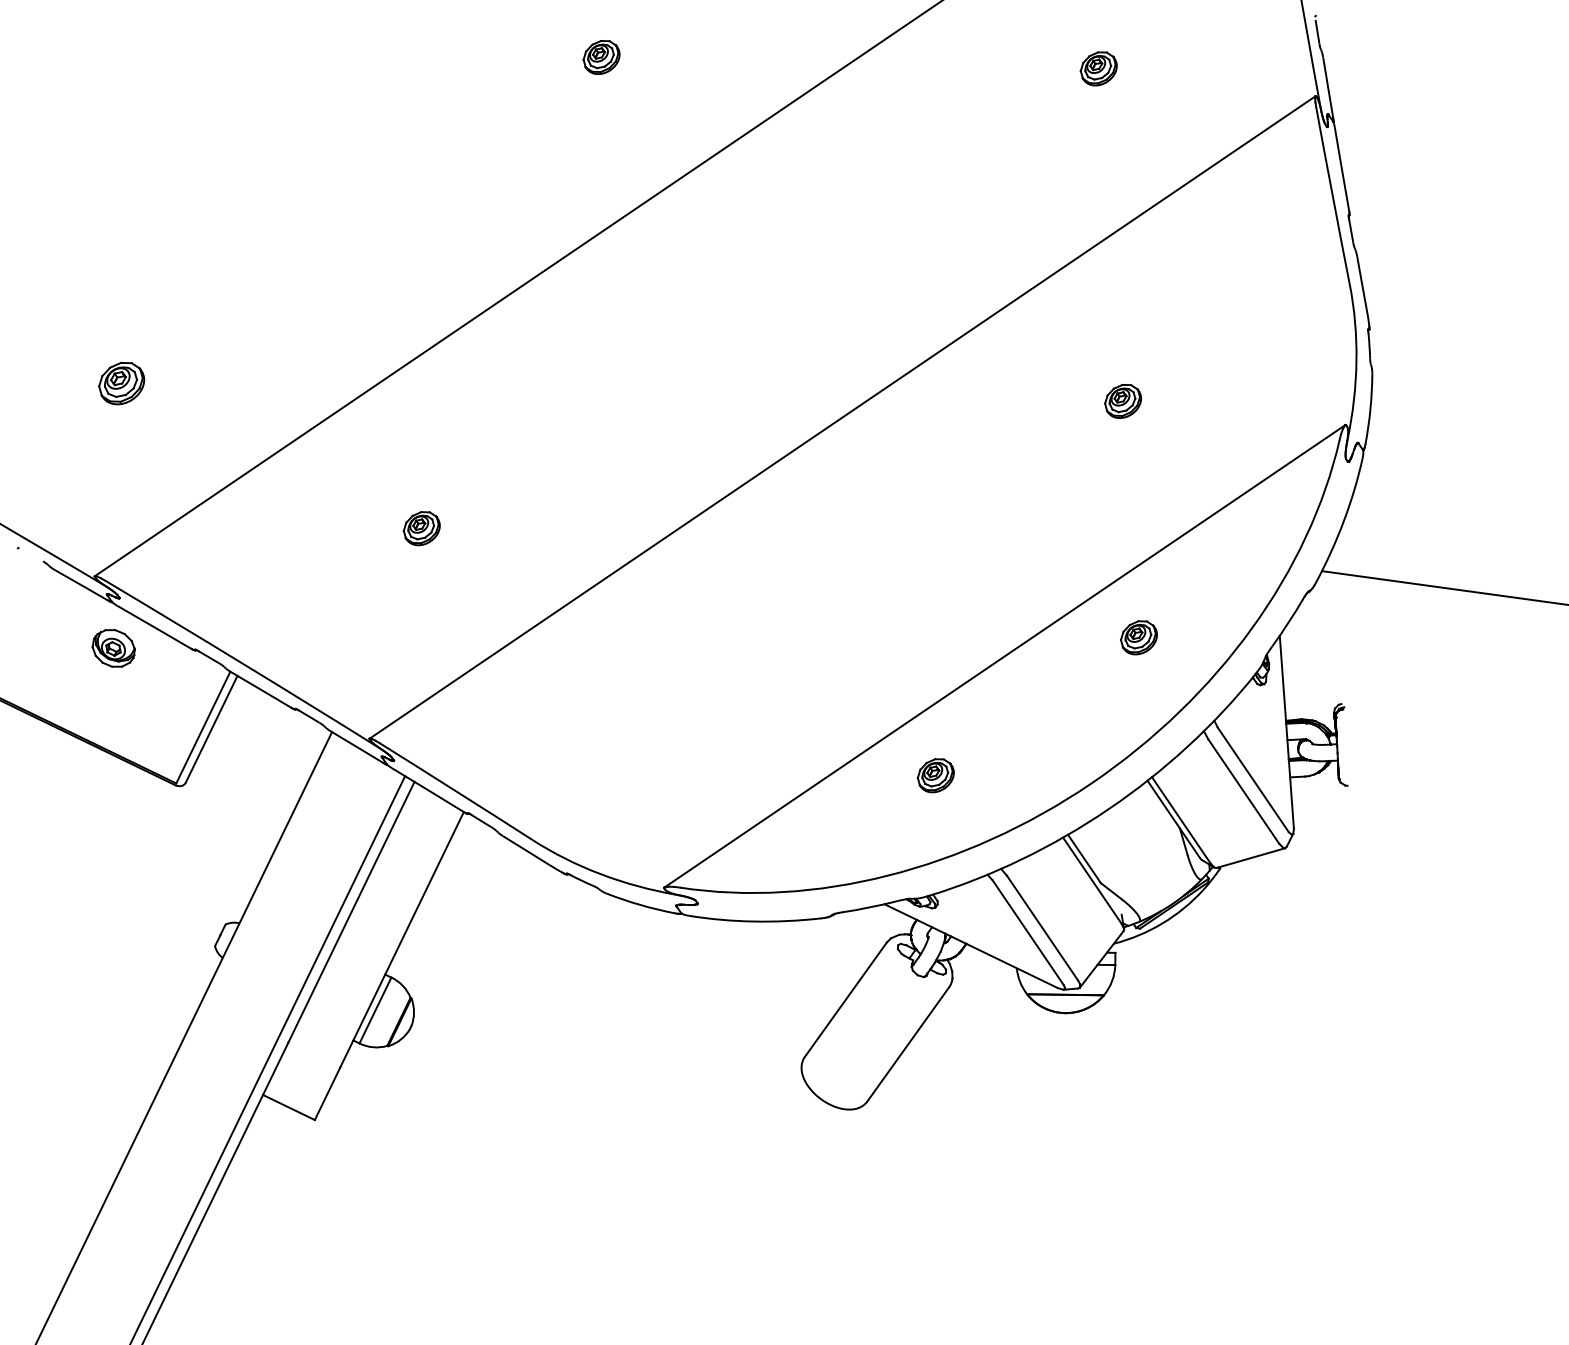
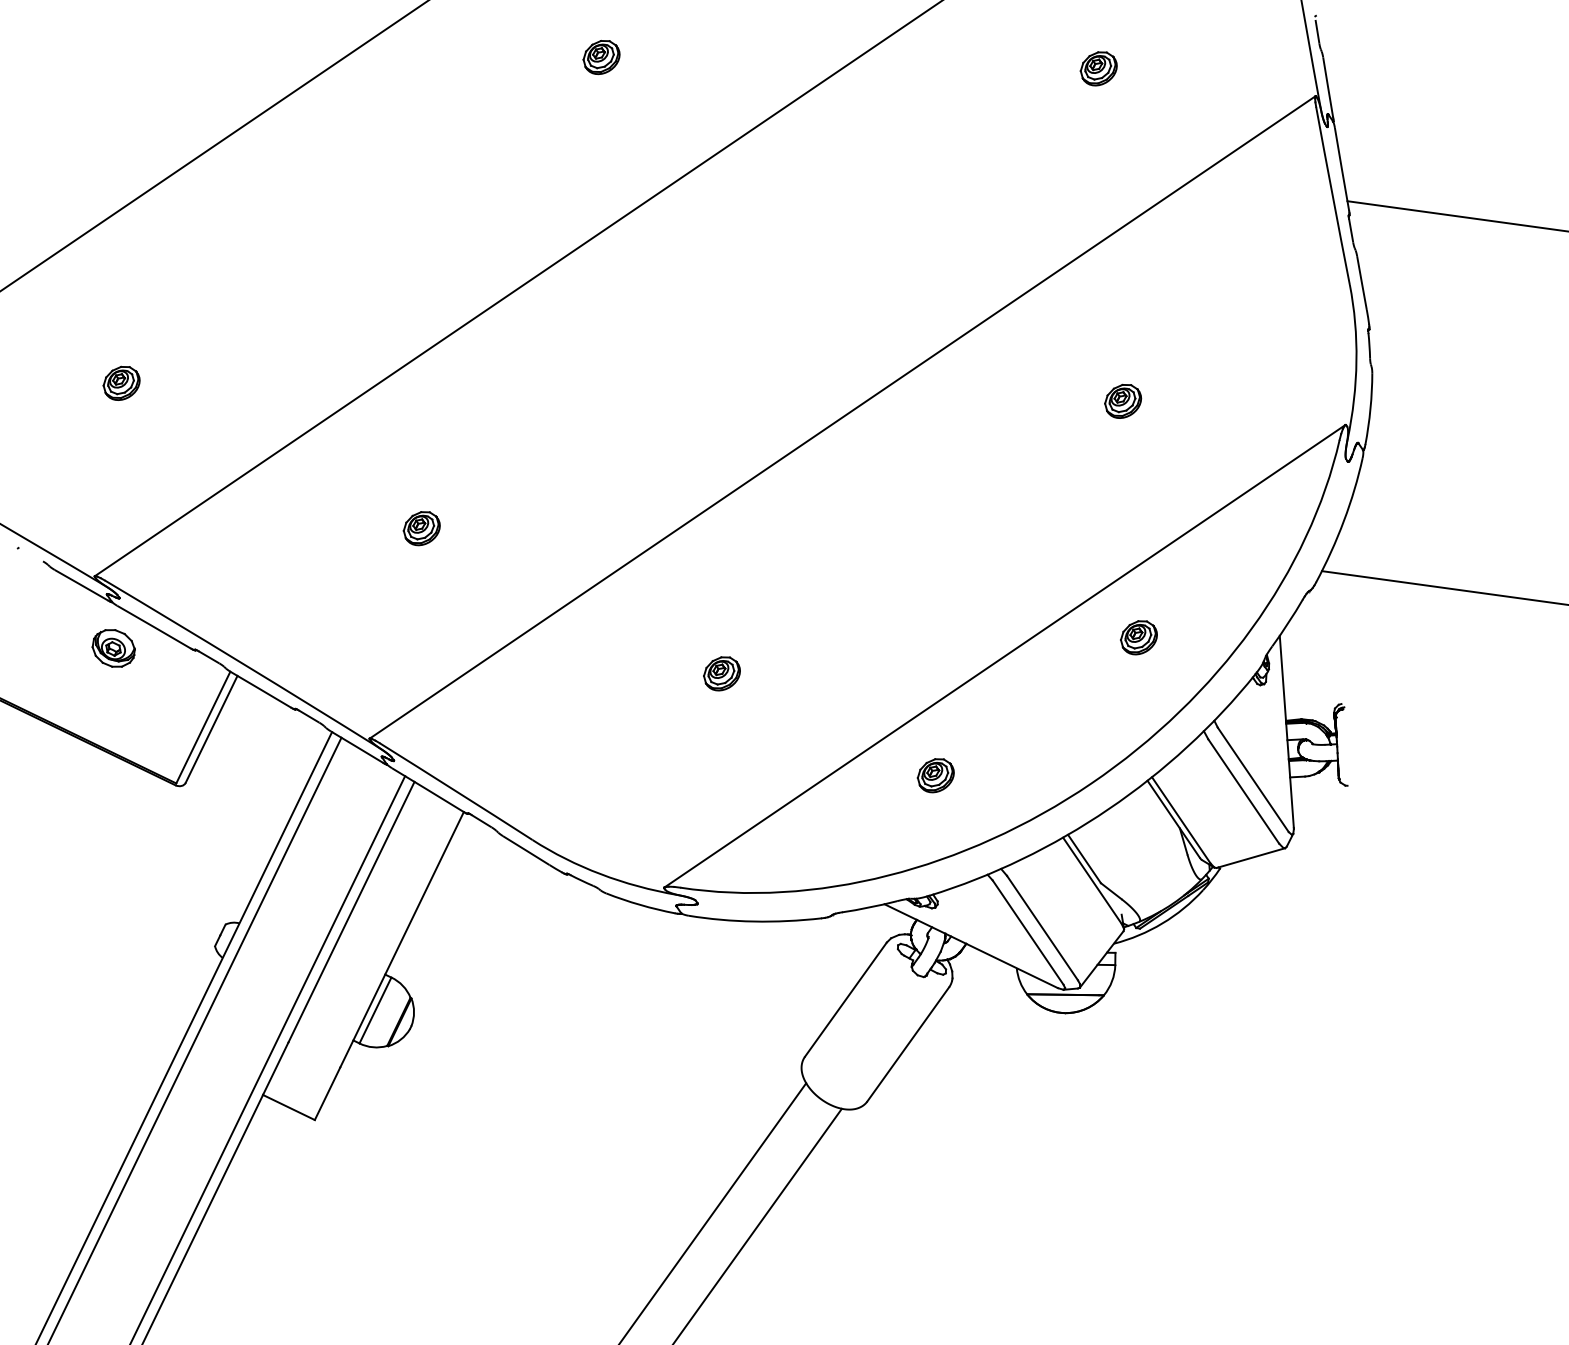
line: none -> present (213, 146)
line: none -> present (1456, 216)
part size: 48x45 px -> 39x36 px (121, 382)
part: none -> present (721, 673)
line: none -> present (195, 1039)
line: none -> present (713, 1212)
line: none -> present (758, 1224)
